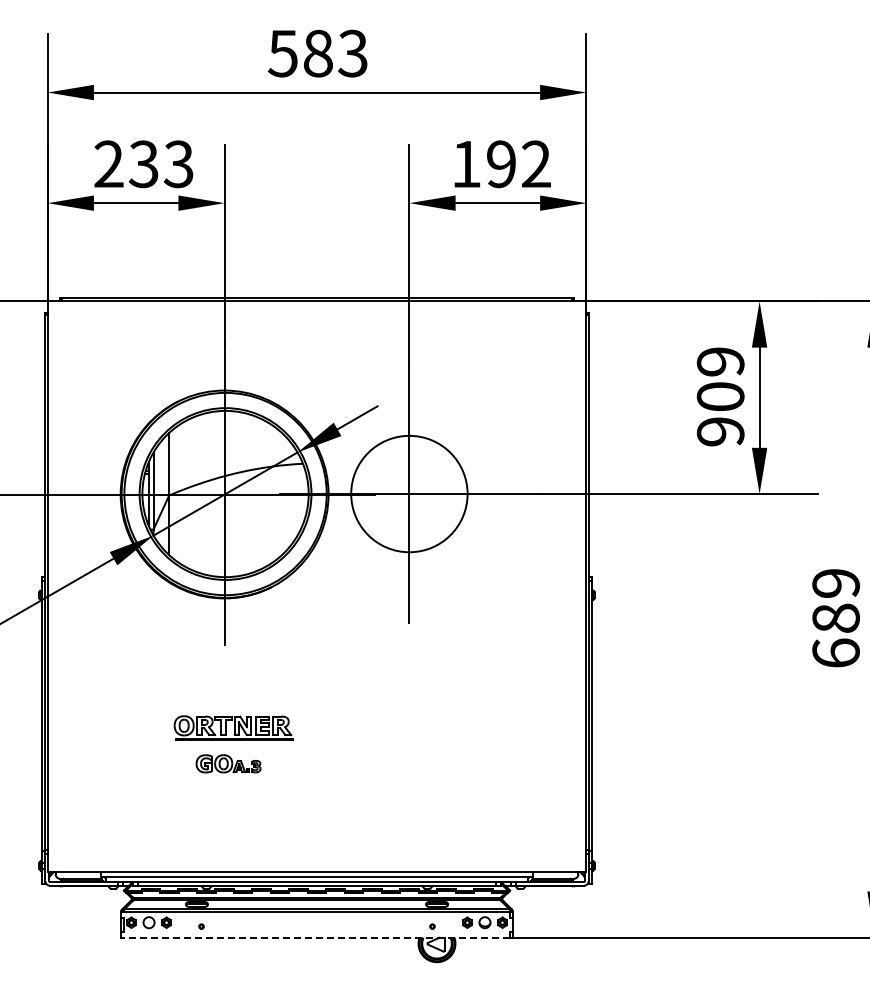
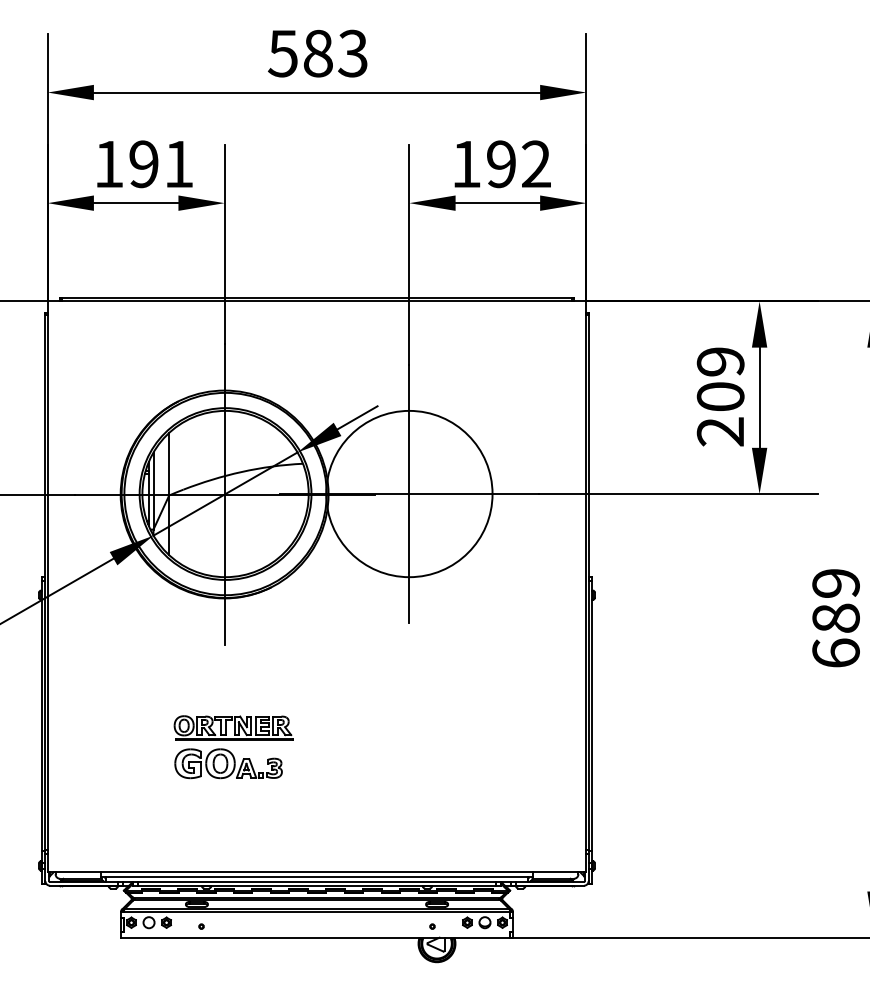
text: 233 -> 191 (143, 164)
text: 909 -> 209 (720, 431)
circle diameter: 116 px -> 166 px (409, 493)
part size: 67x20 px -> 109x32 px (228, 763)
line: dashed -> solid (315, 937)
